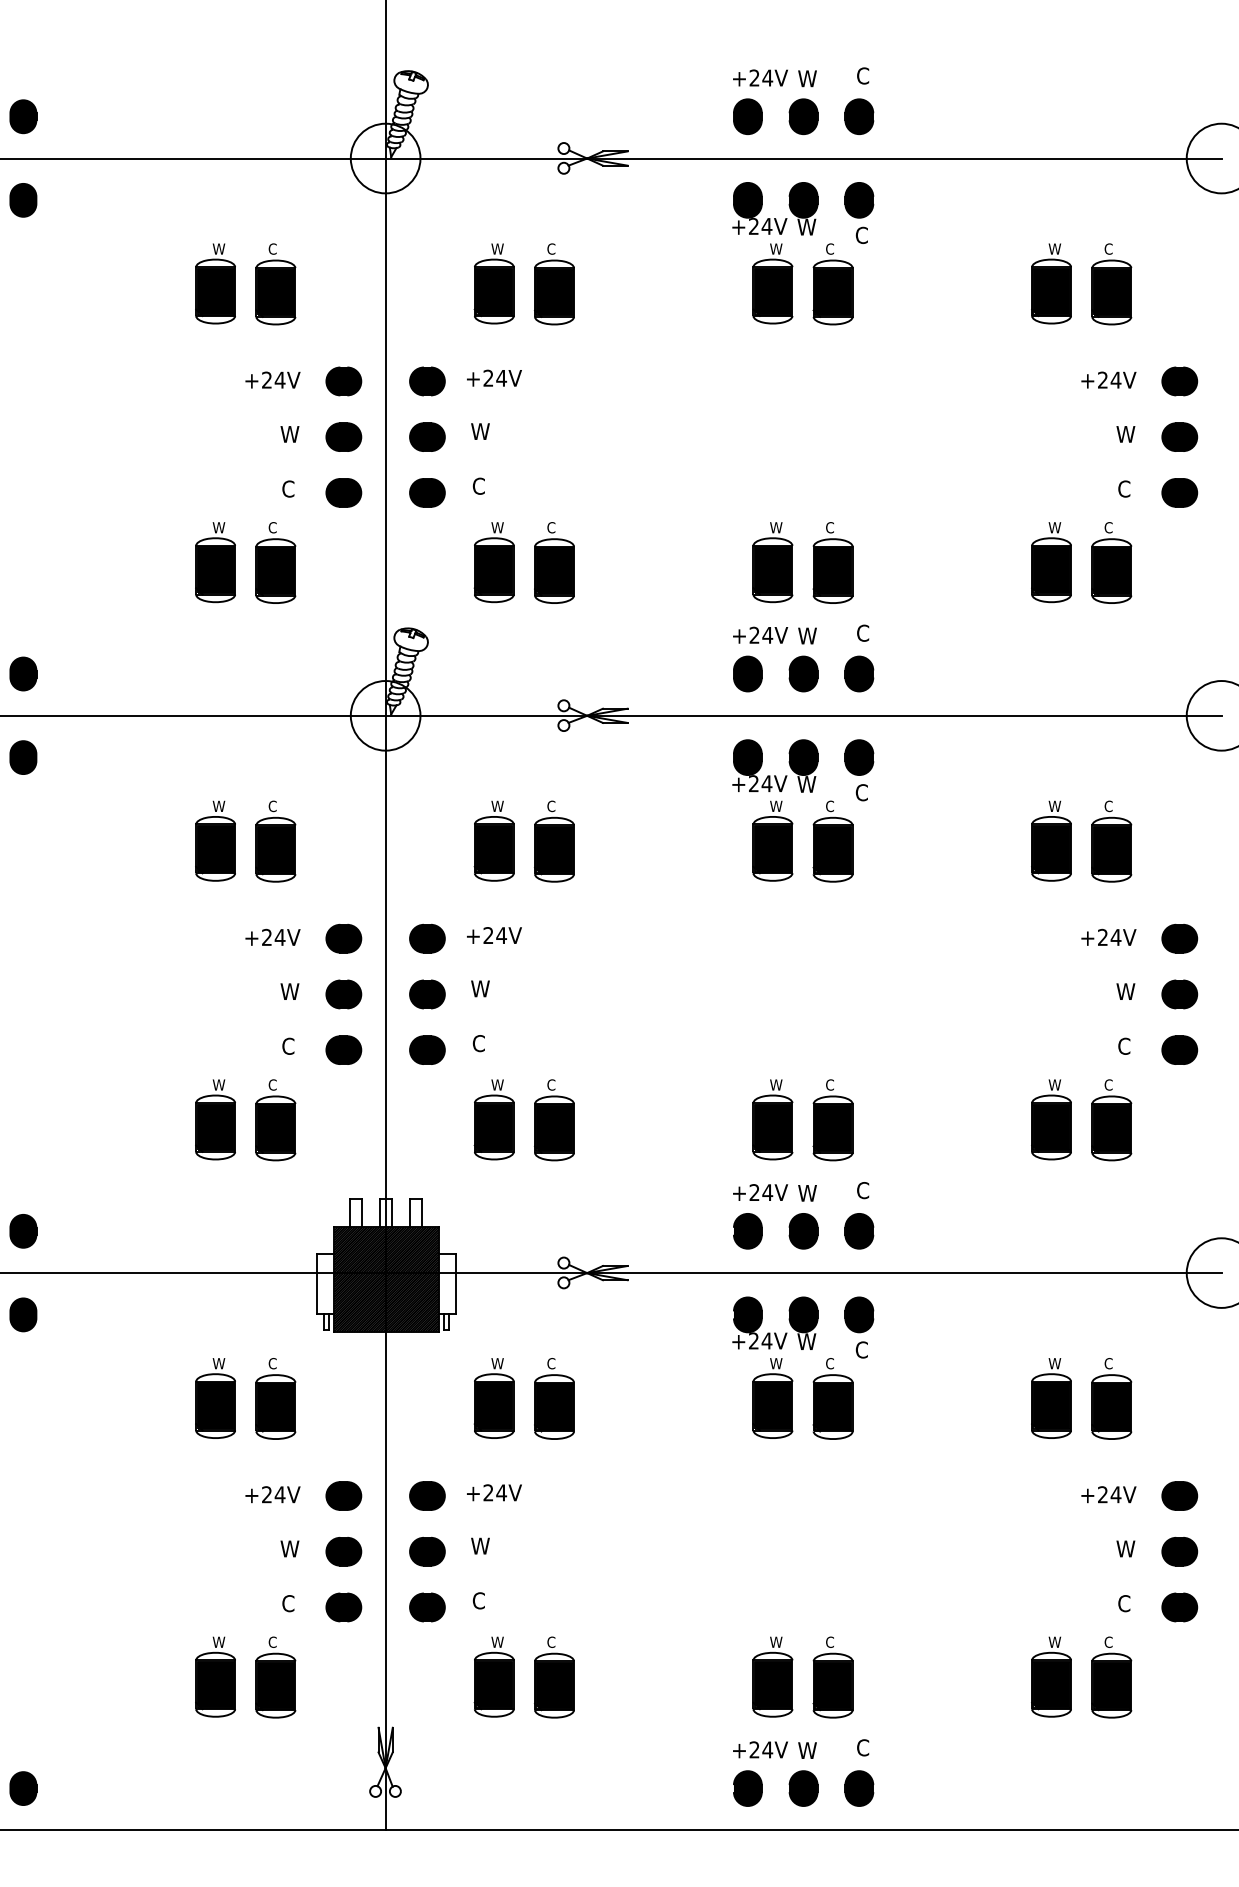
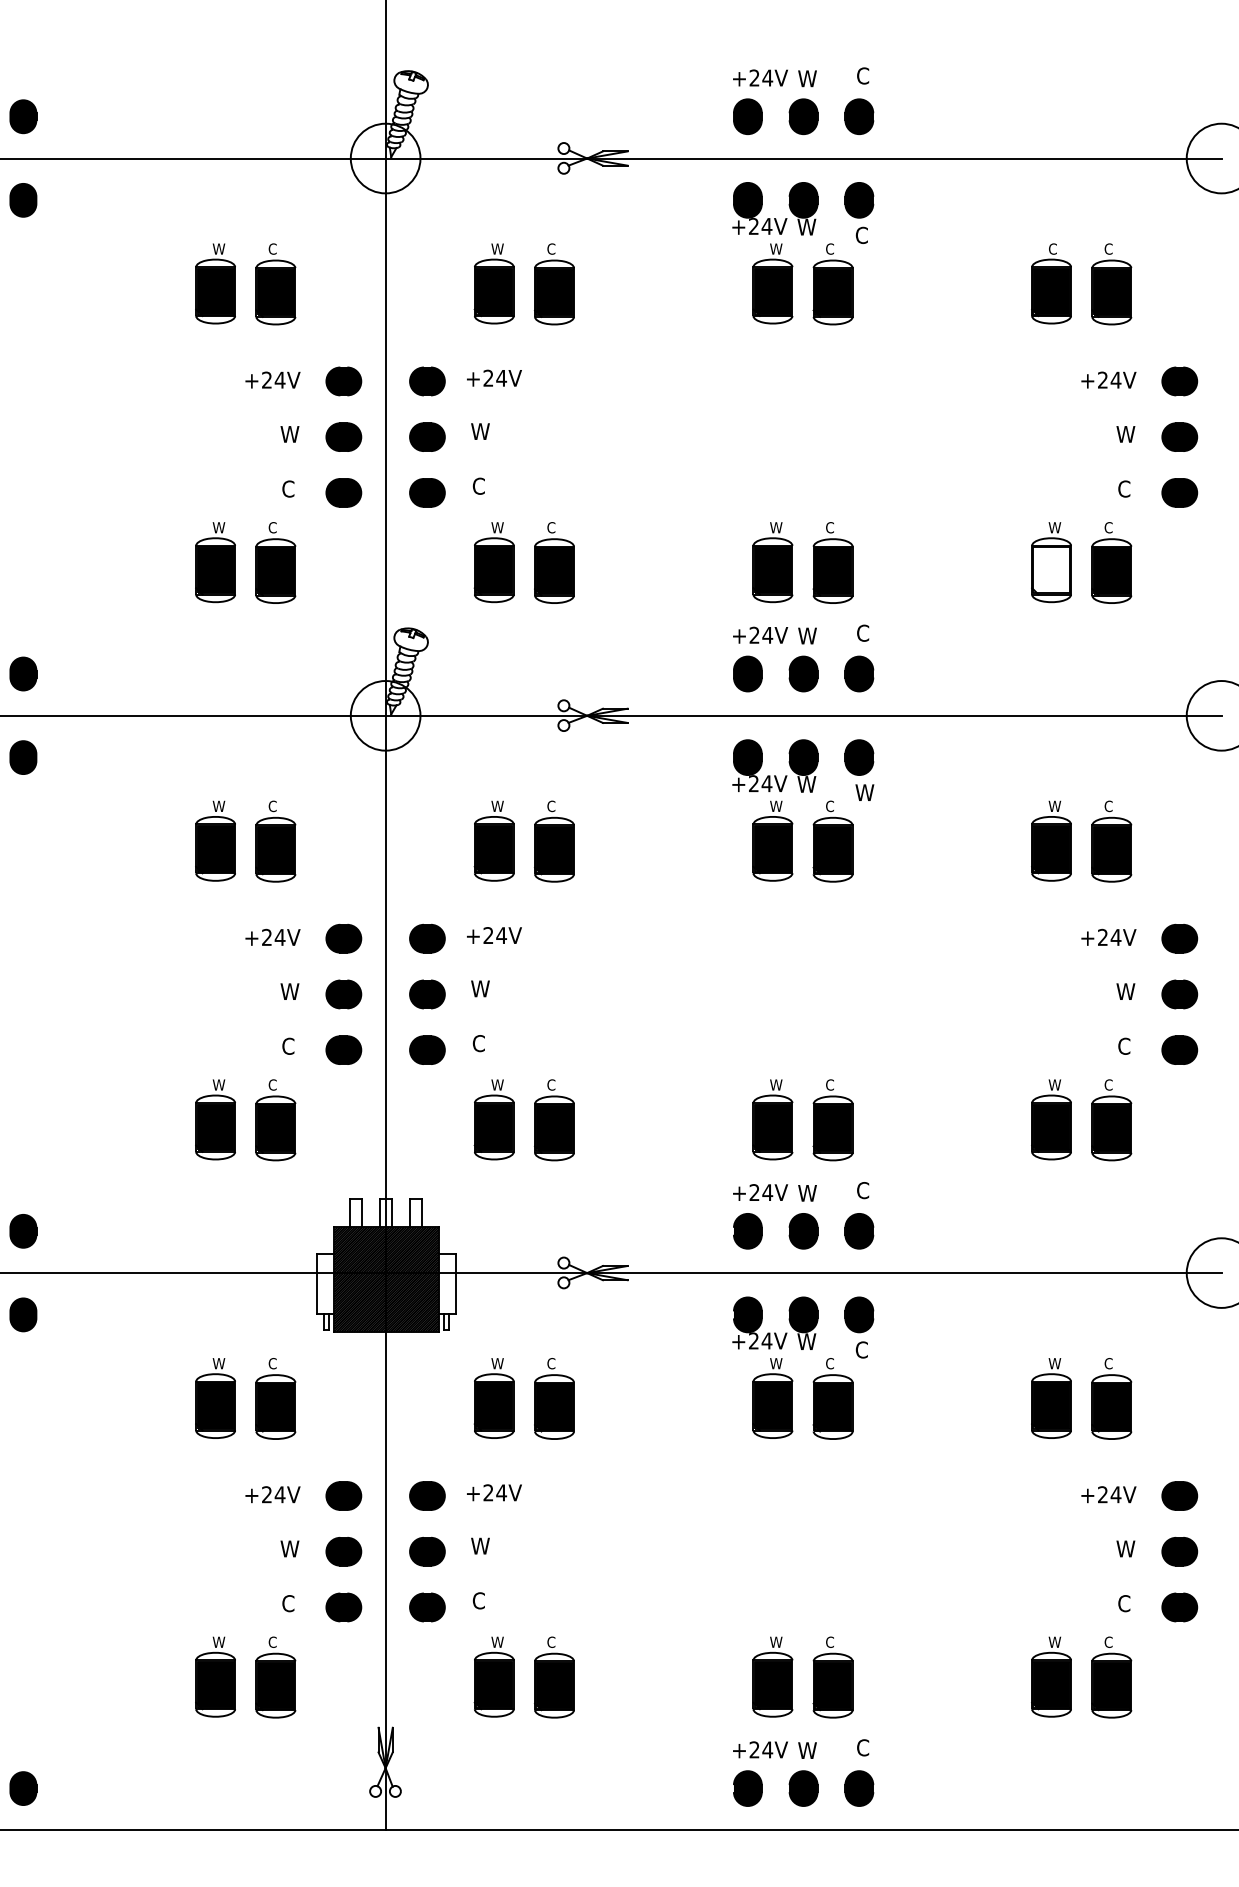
text: W -> C (1054, 248)
fill: present -> none (1051, 570)
text: C -> W (864, 792)
